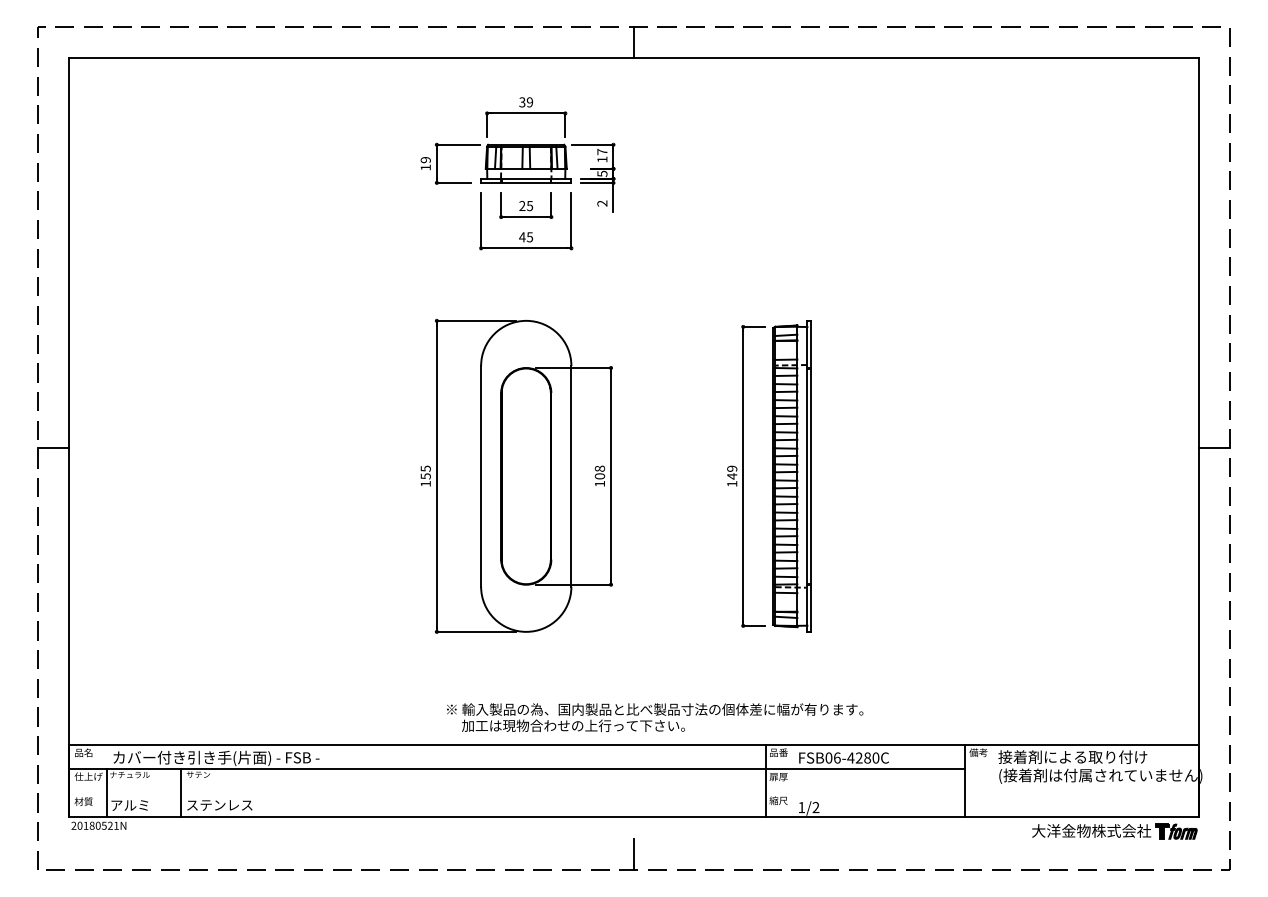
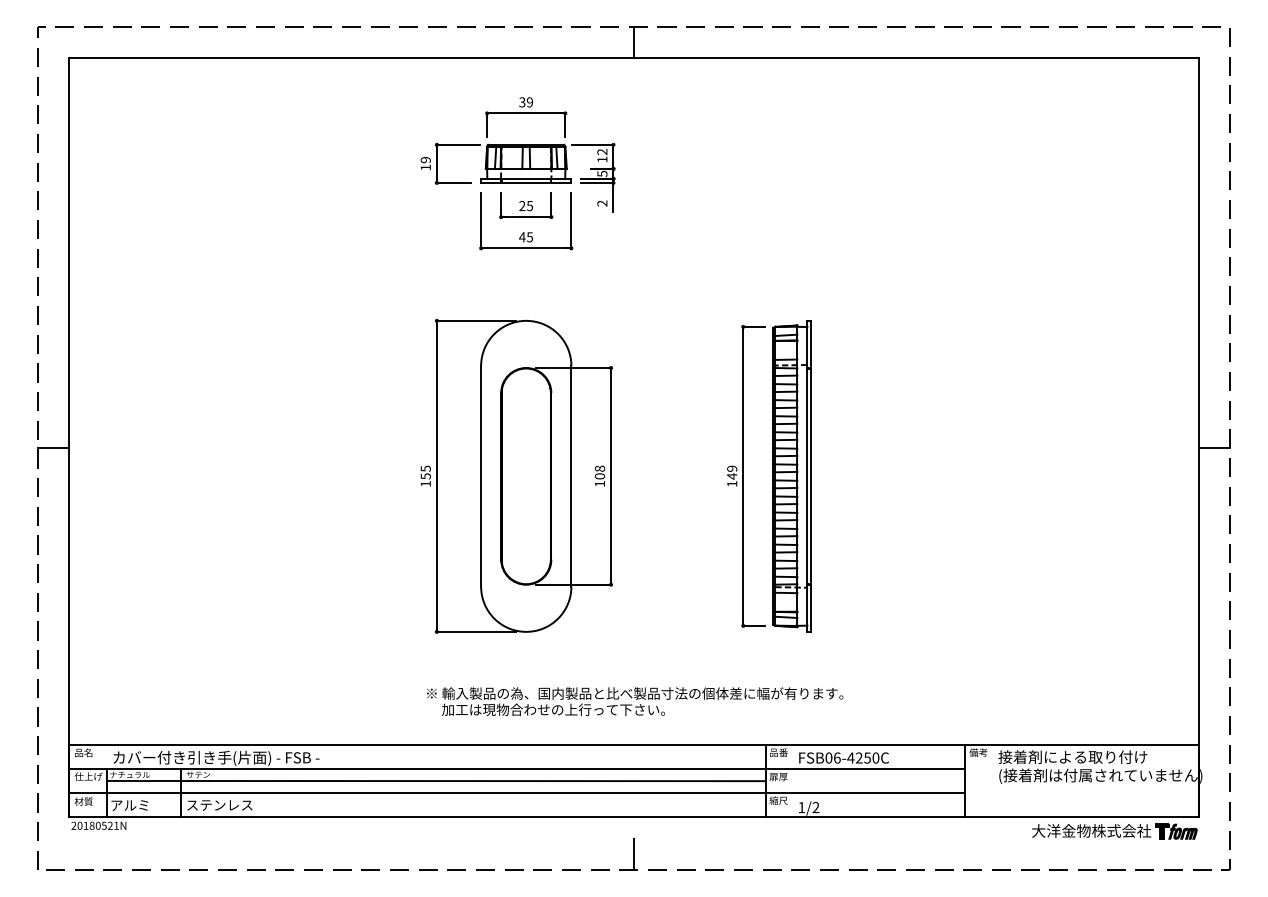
text: 17 -> 12 (602, 152)
text position: (655, 717) -> (635, 701) (635, 701)
text: FSB06-4280C -> FSB06-4250C (867, 757)
line: none -> present (436, 780)
line: none -> present (516, 793)
